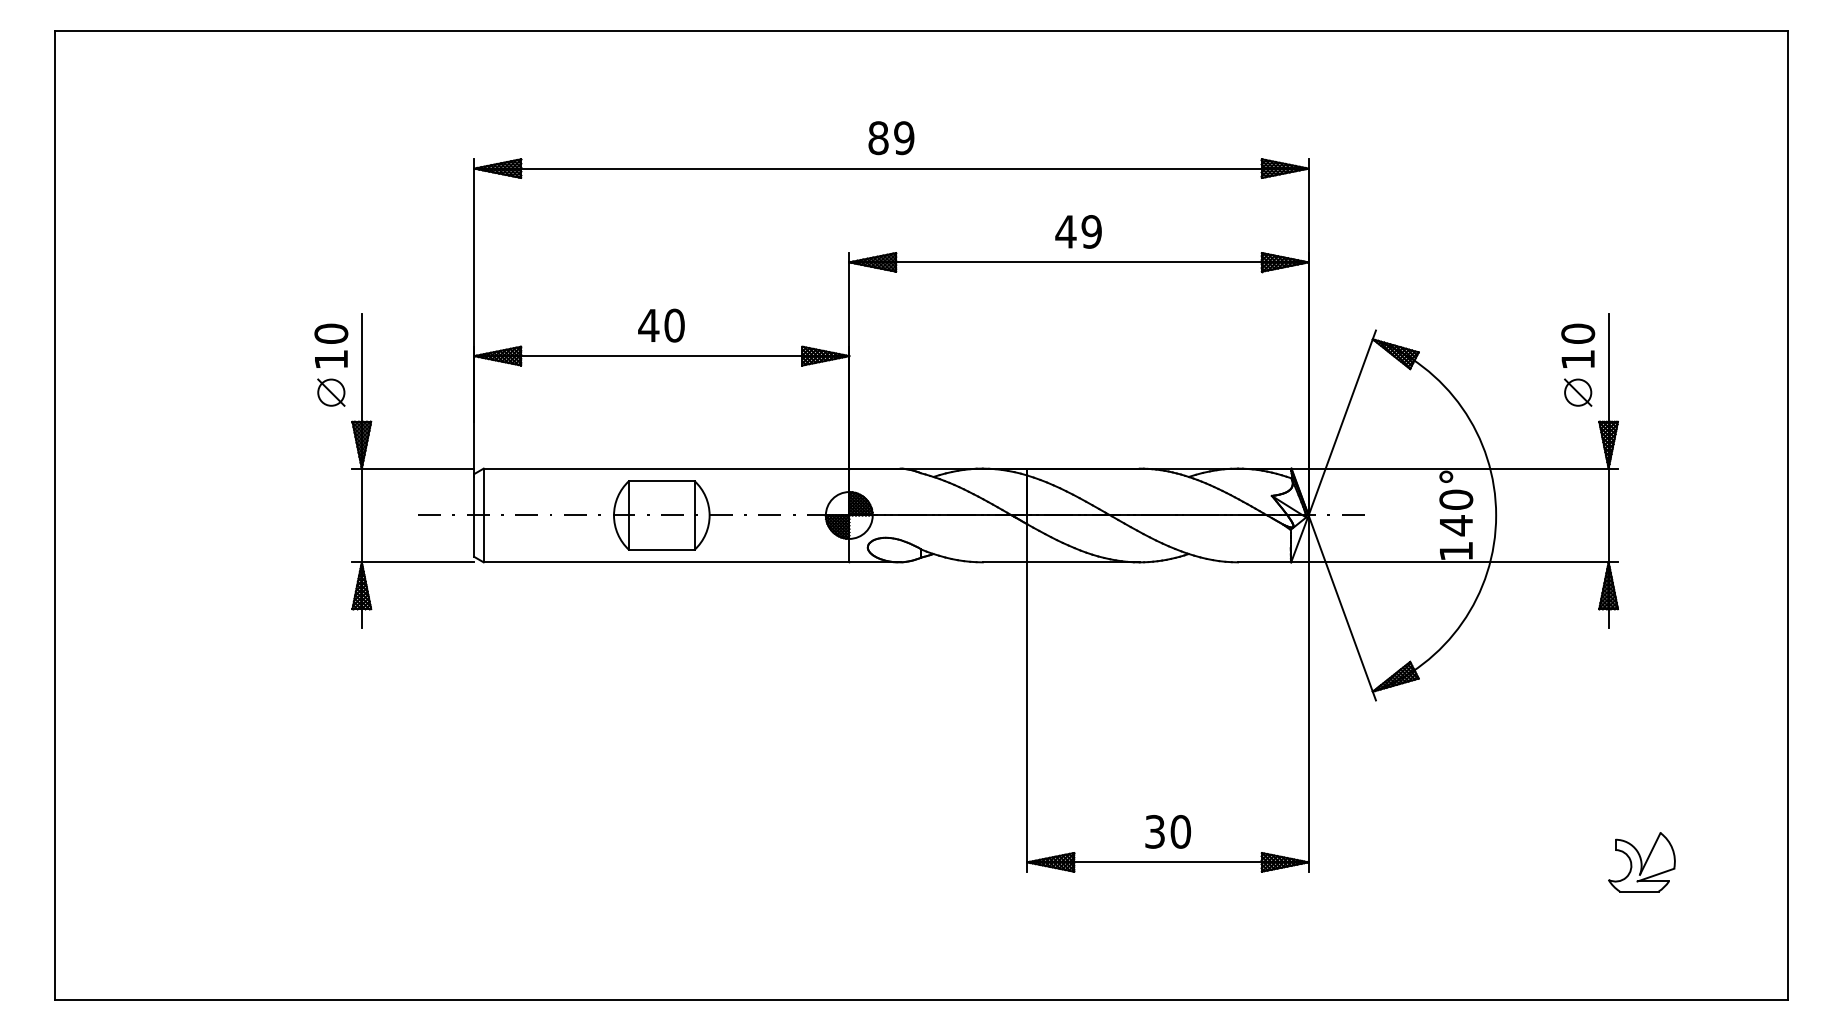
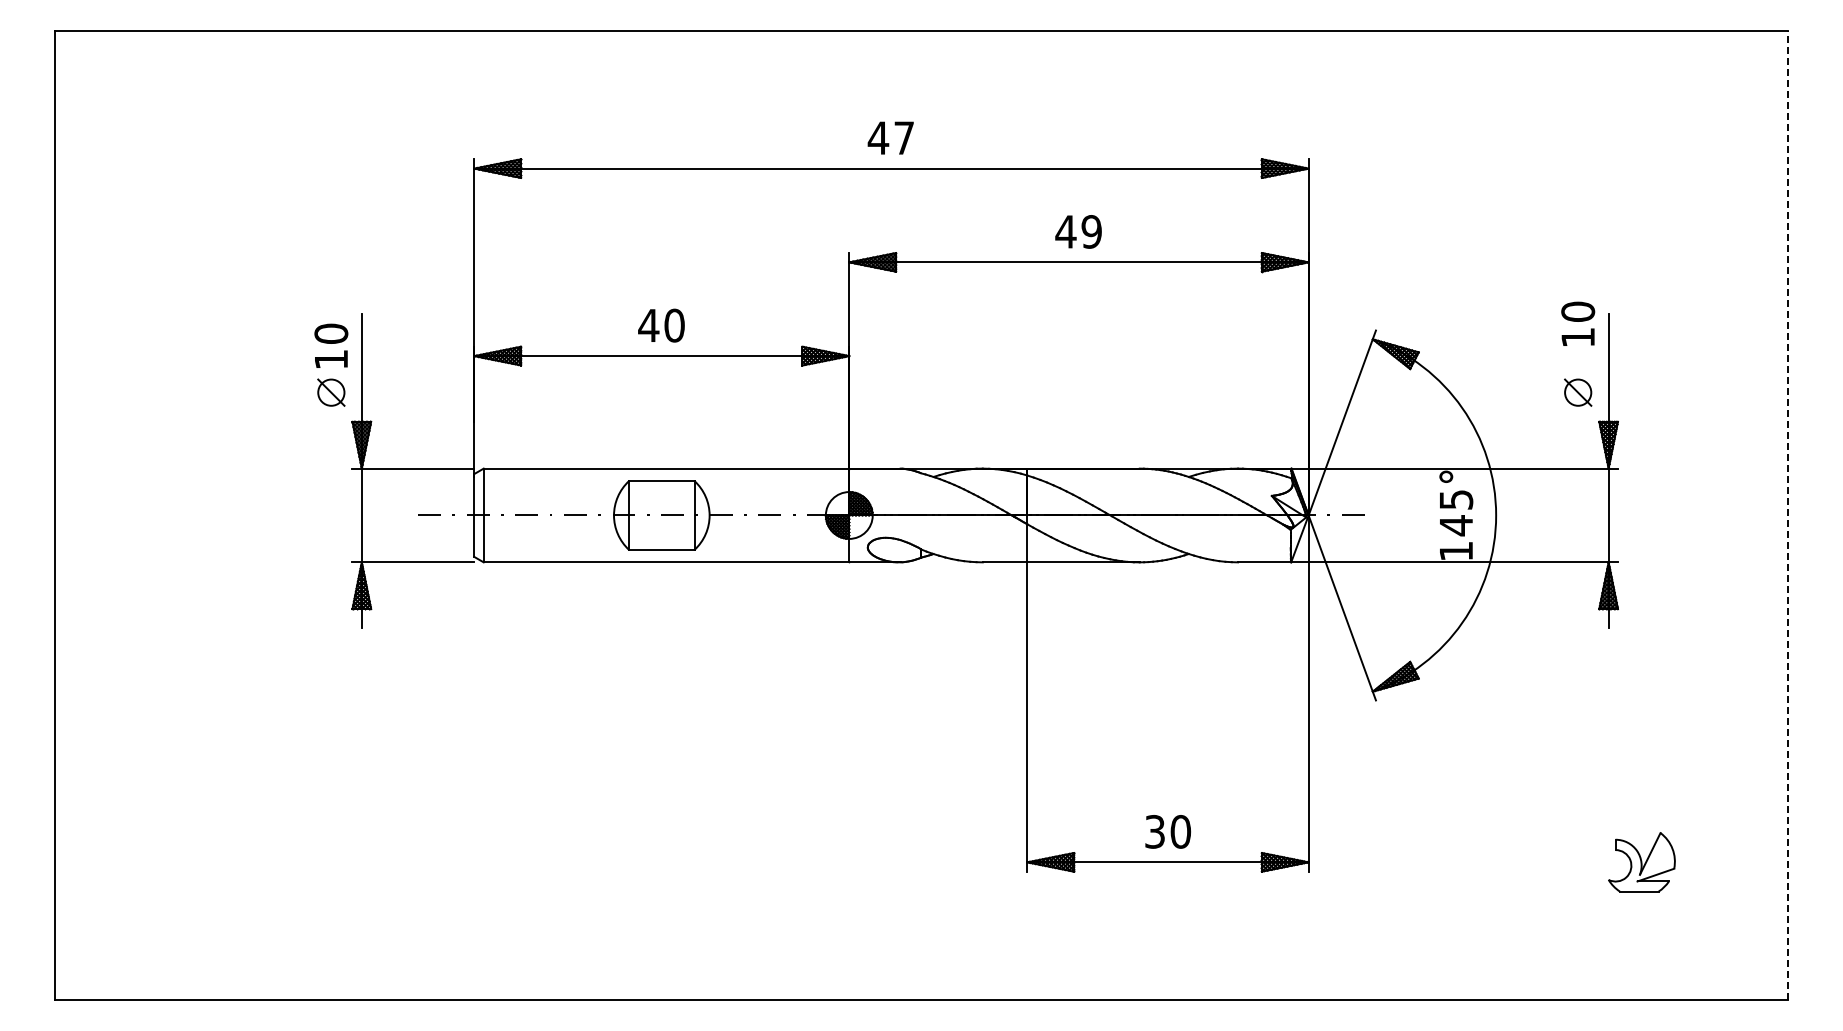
text: 89 -> 47 (890, 138)
text position: (1578, 345) -> (1578, 323) (1578, 323)
text: 140° -> 145° (1456, 499)
line: solid -> dashed (1787, 515)
